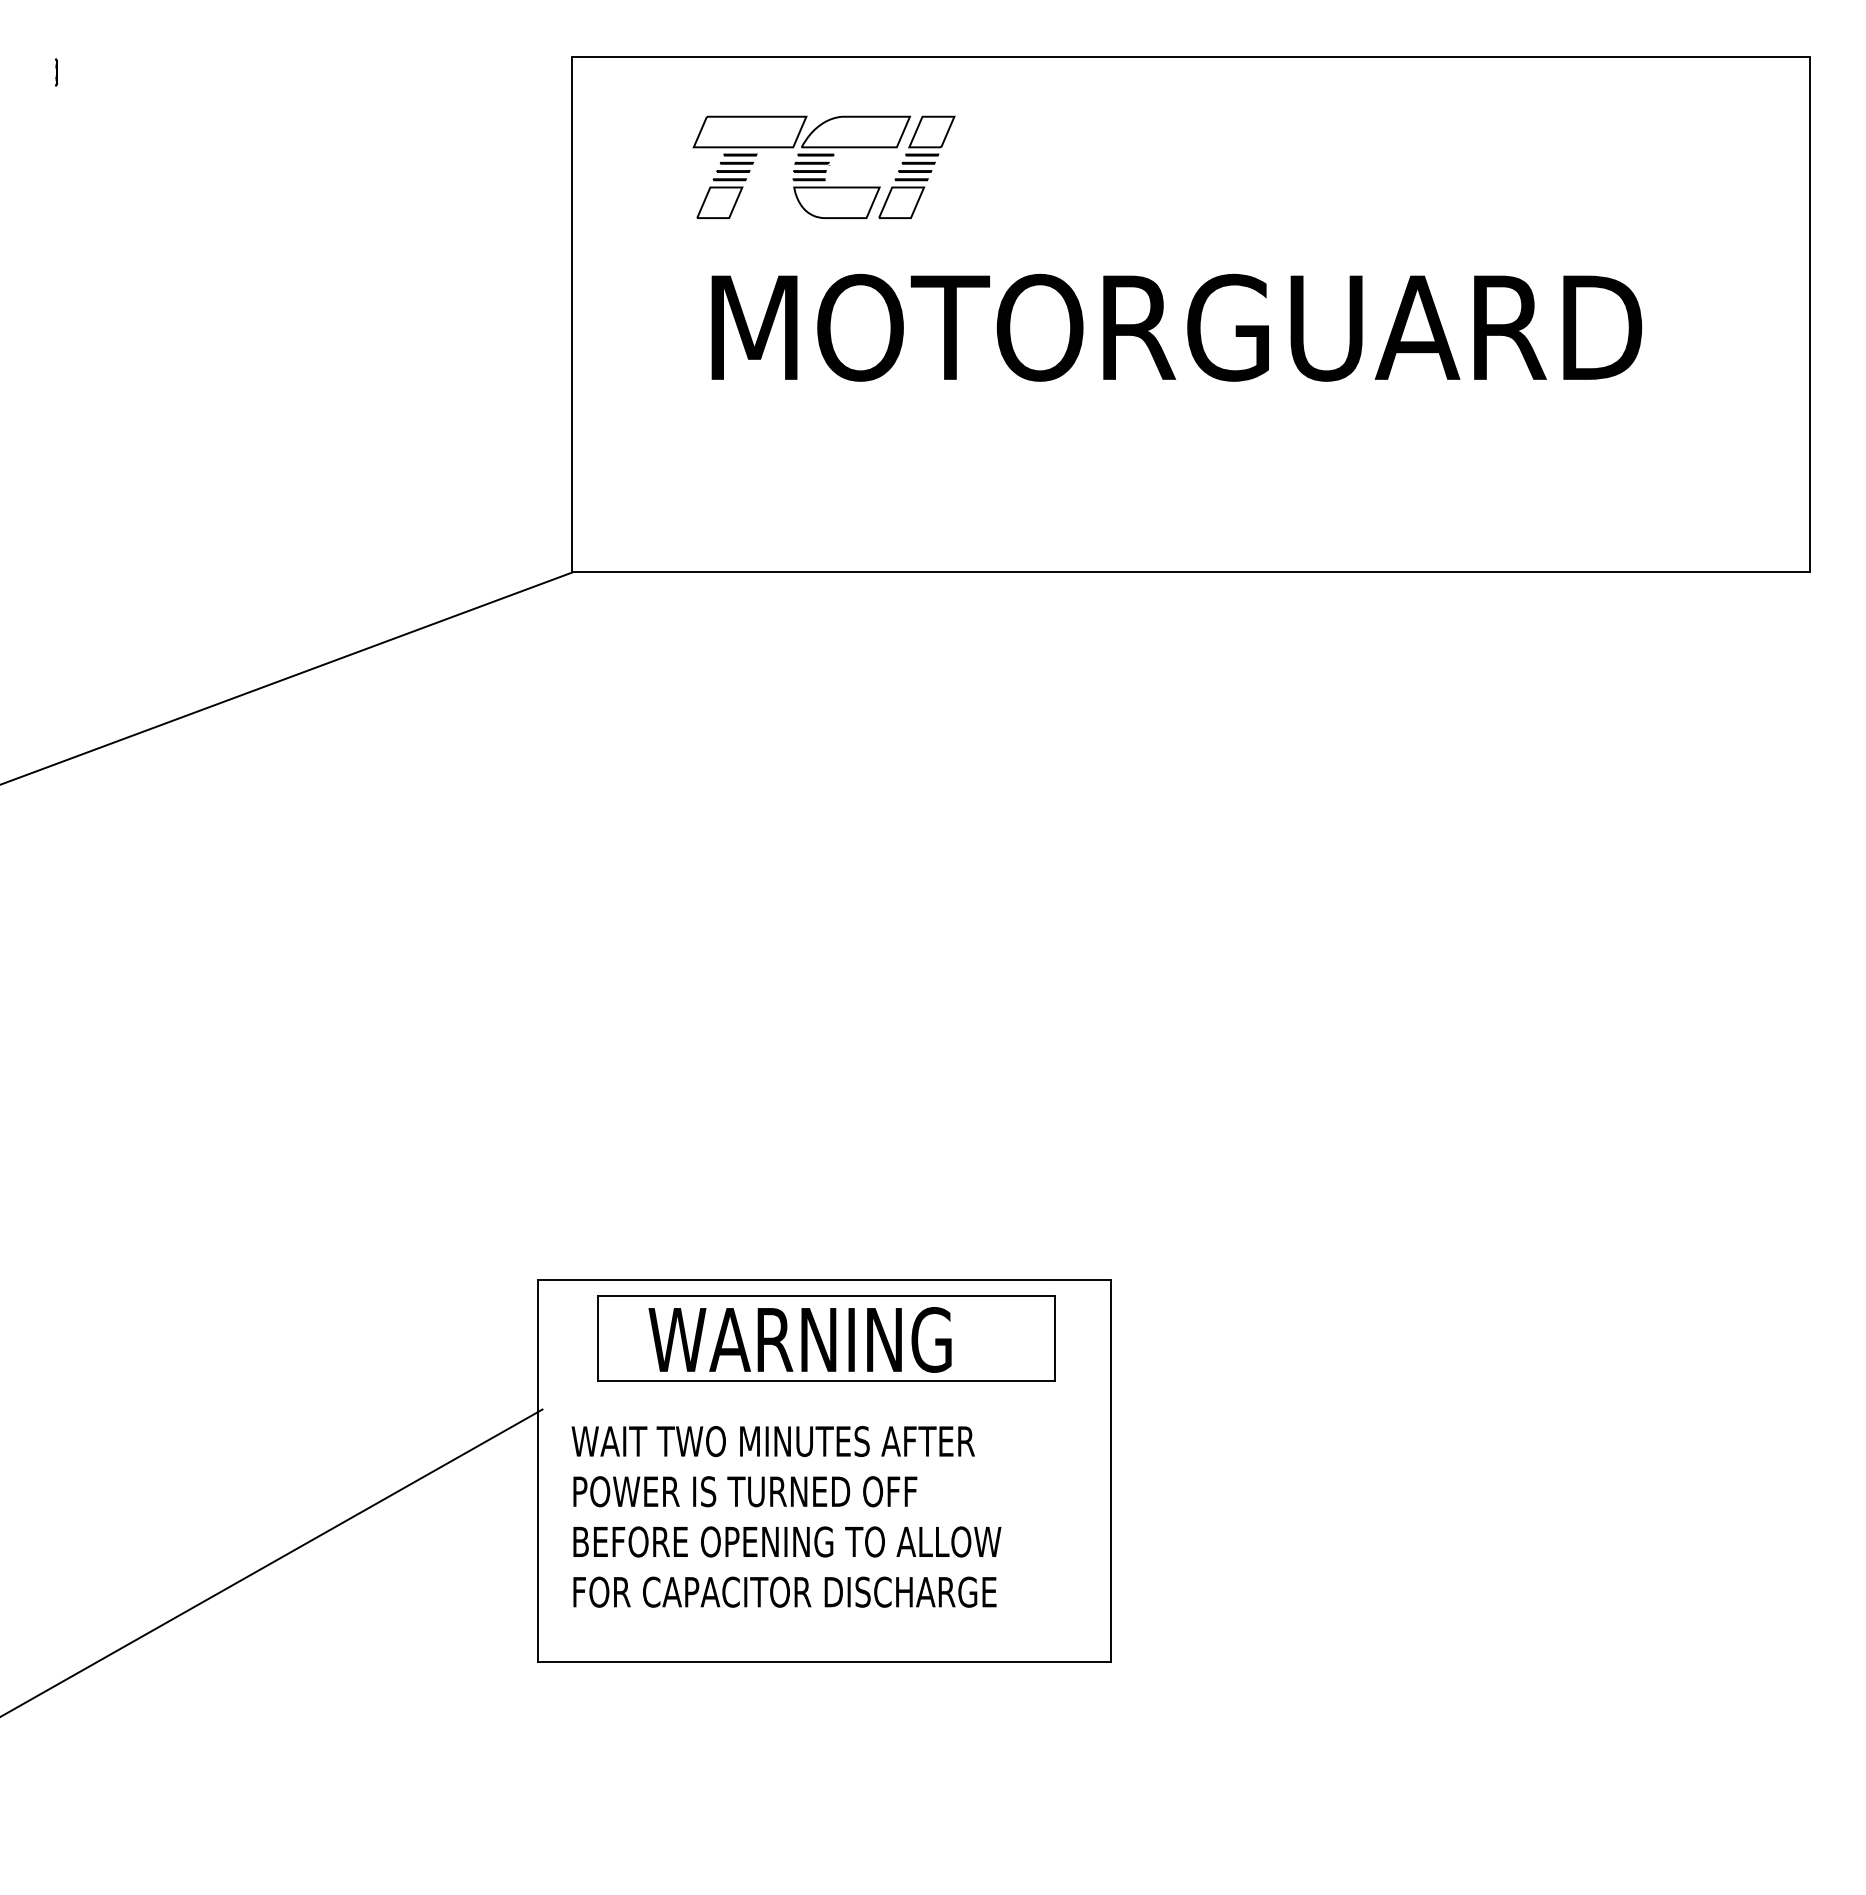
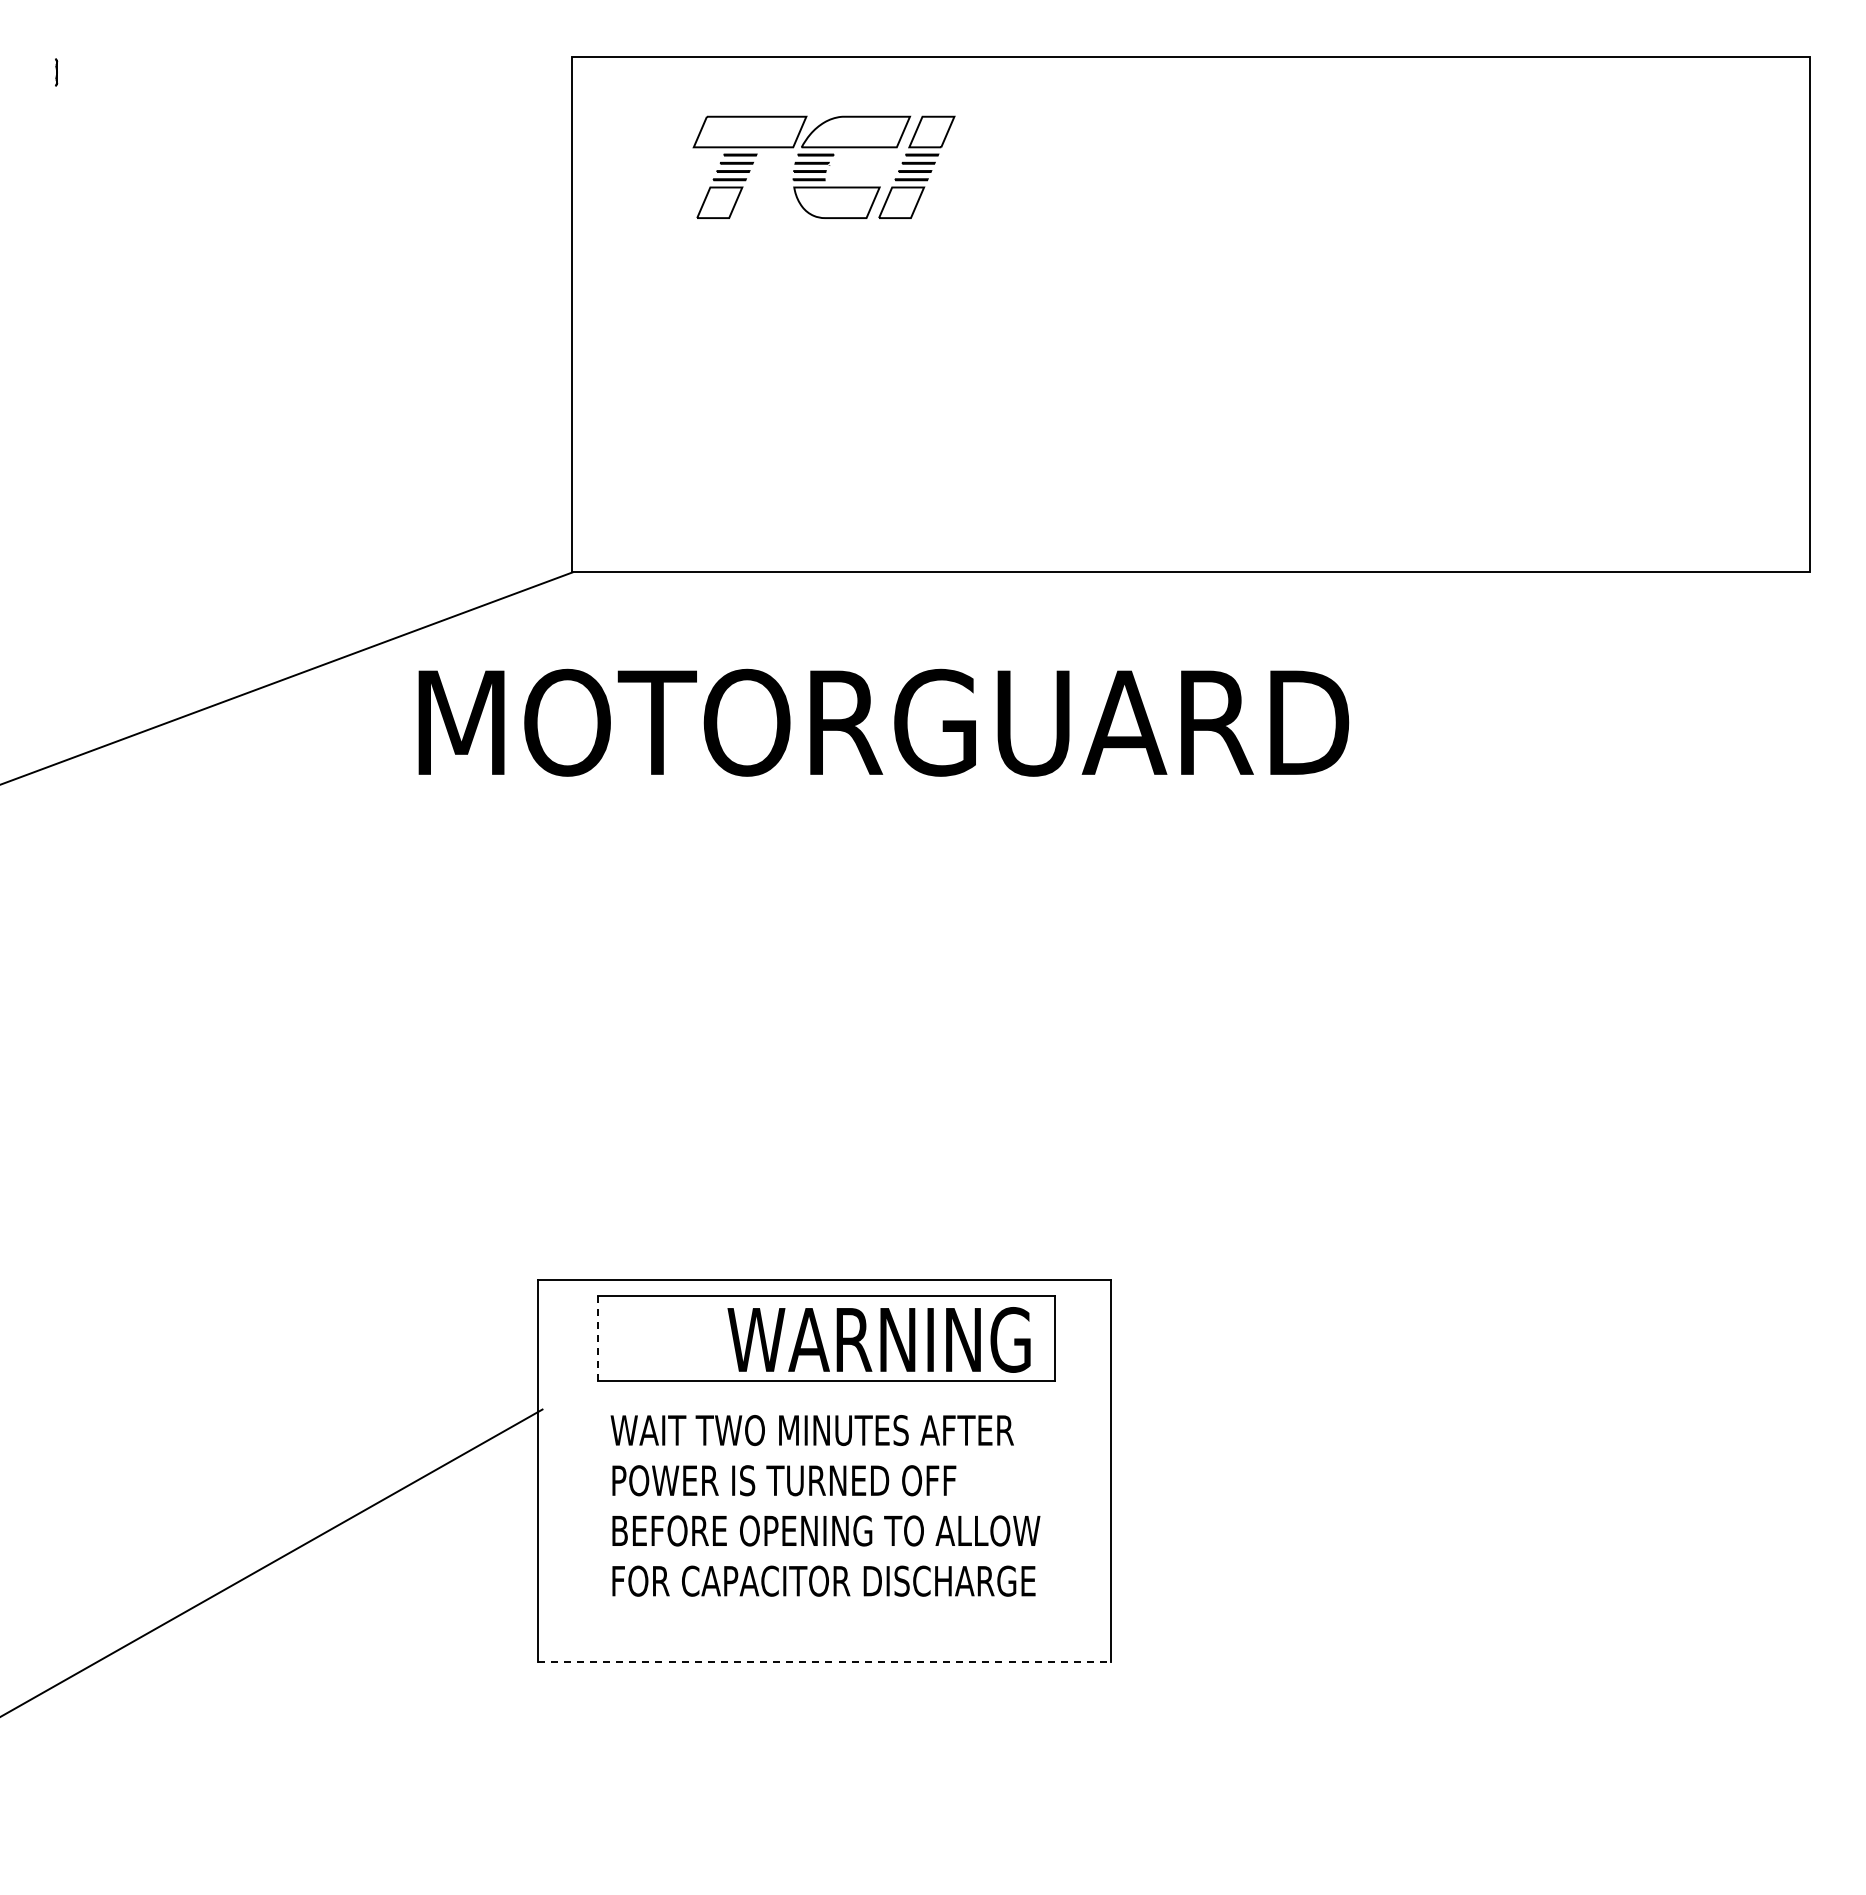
text position: (1176, 327) -> (883, 722) (883, 722)
line: solid -> dashed (597, 1338)
text position: (799, 1339) -> (878, 1339) (878, 1339)
text position: (786, 1516) -> (825, 1505) (825, 1505)
line: solid -> dashed (824, 1661)
